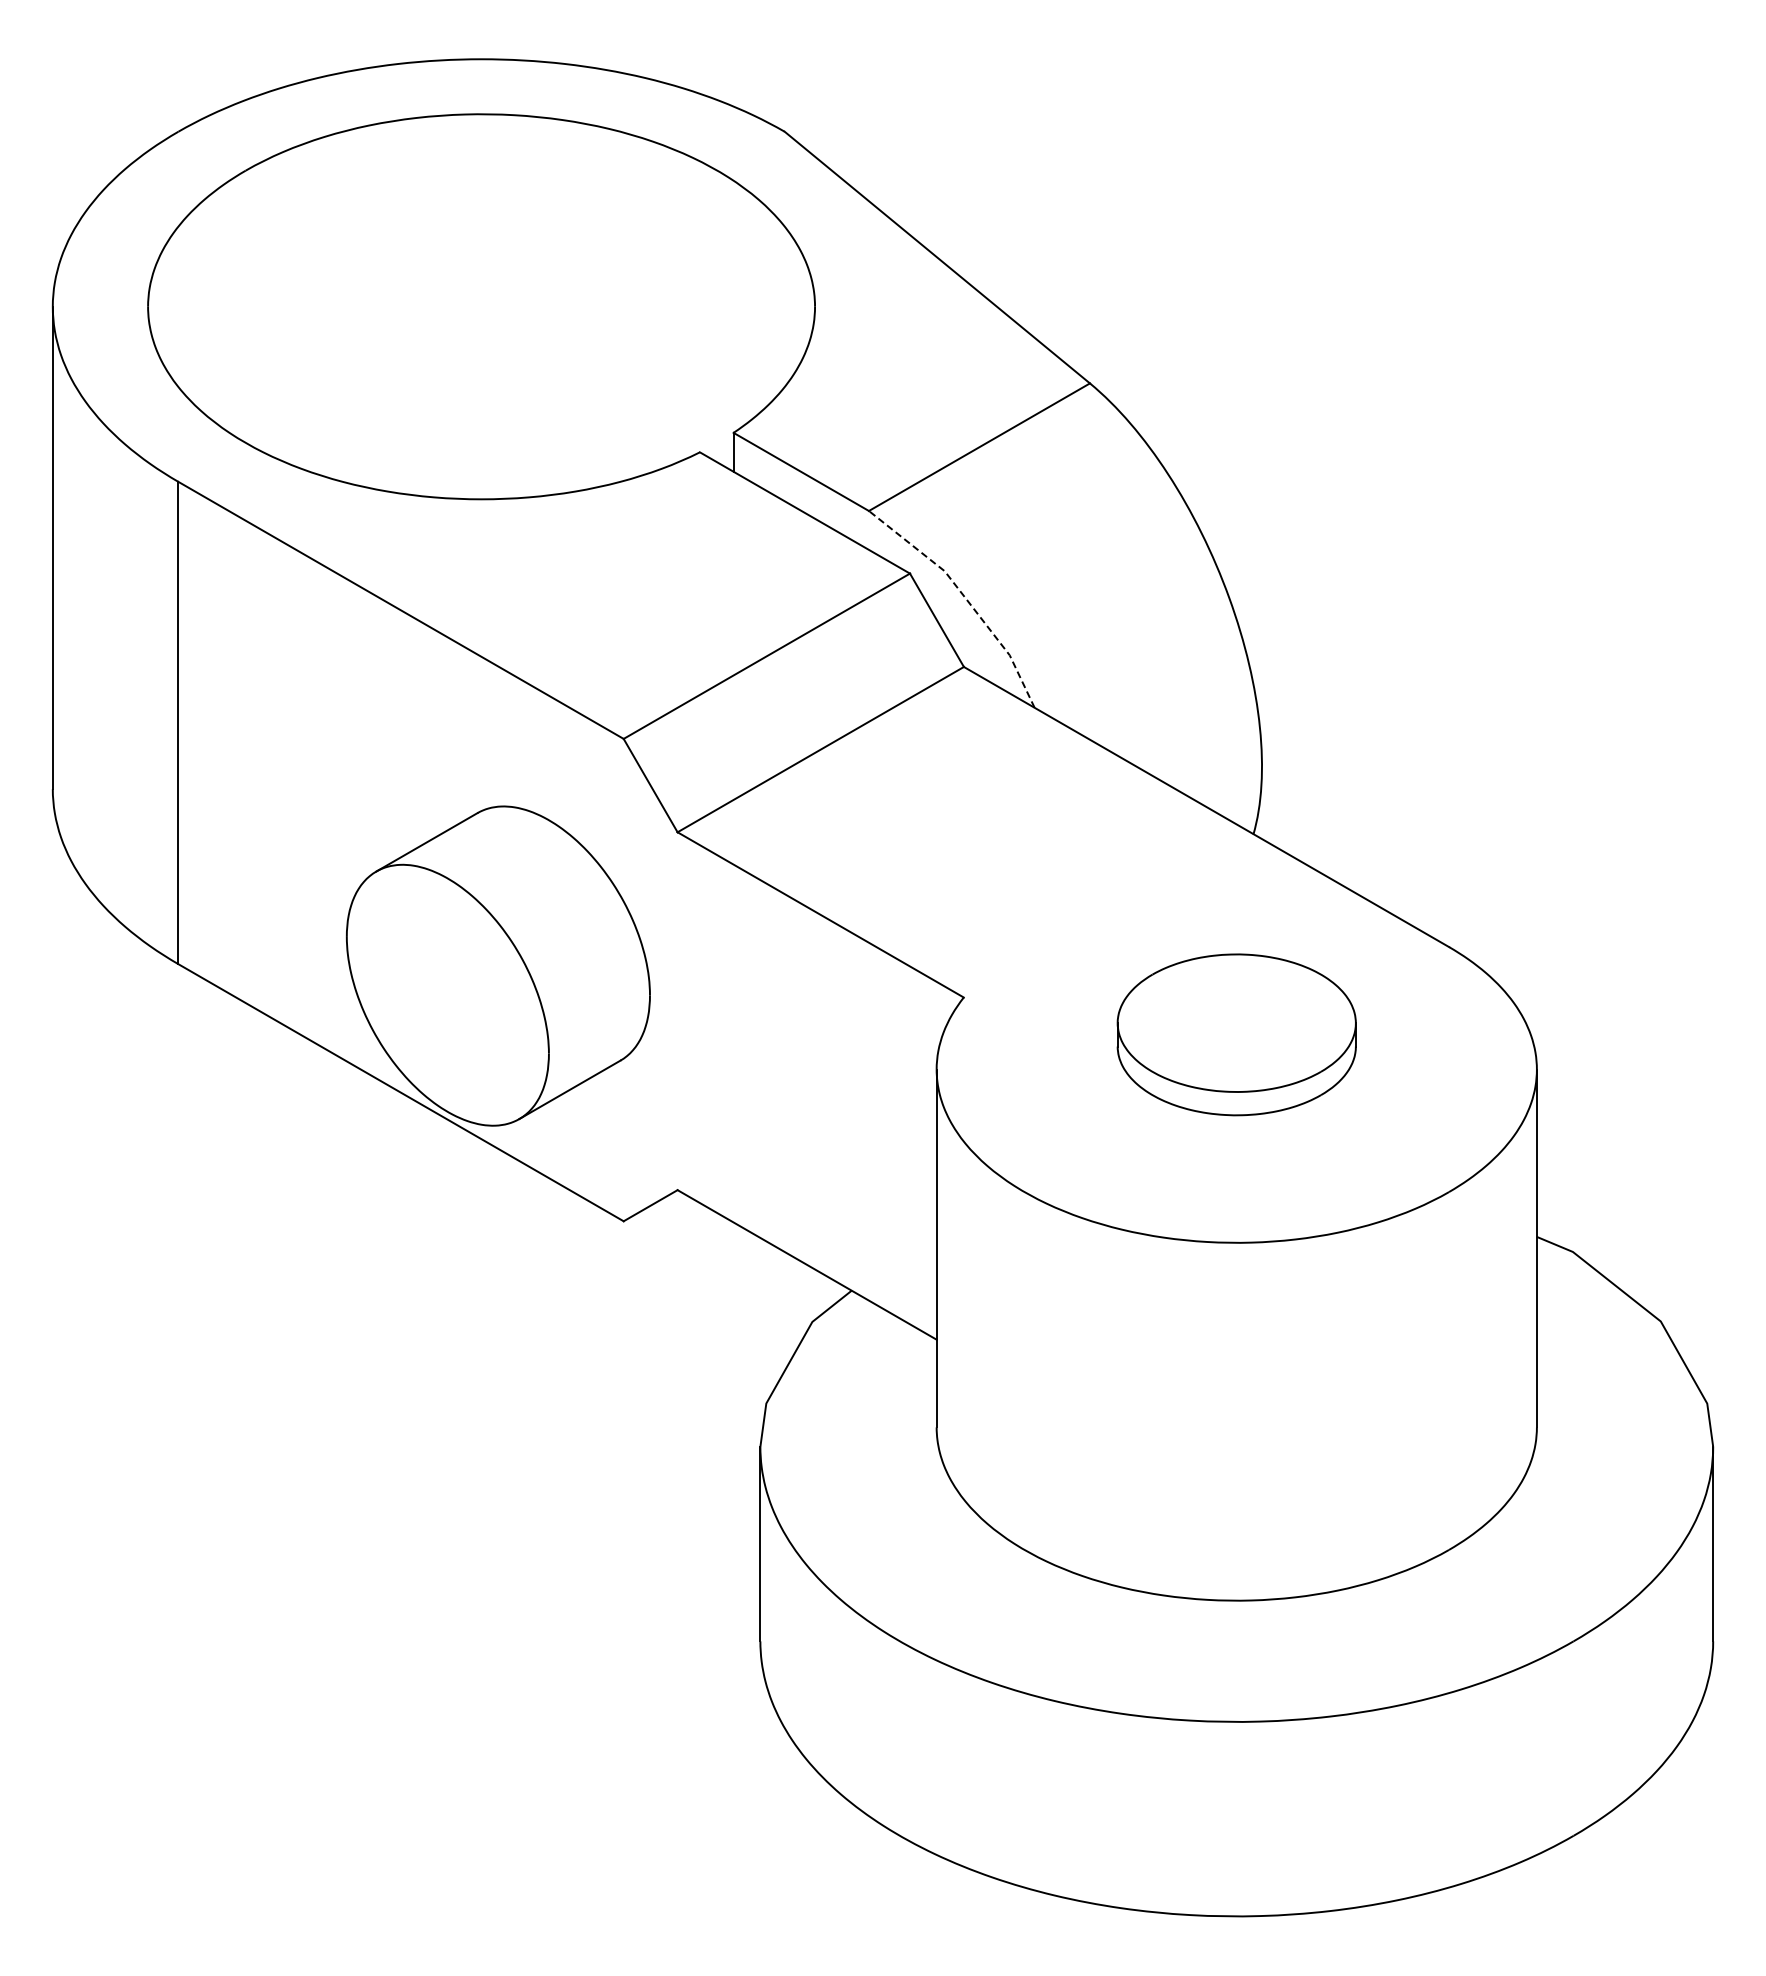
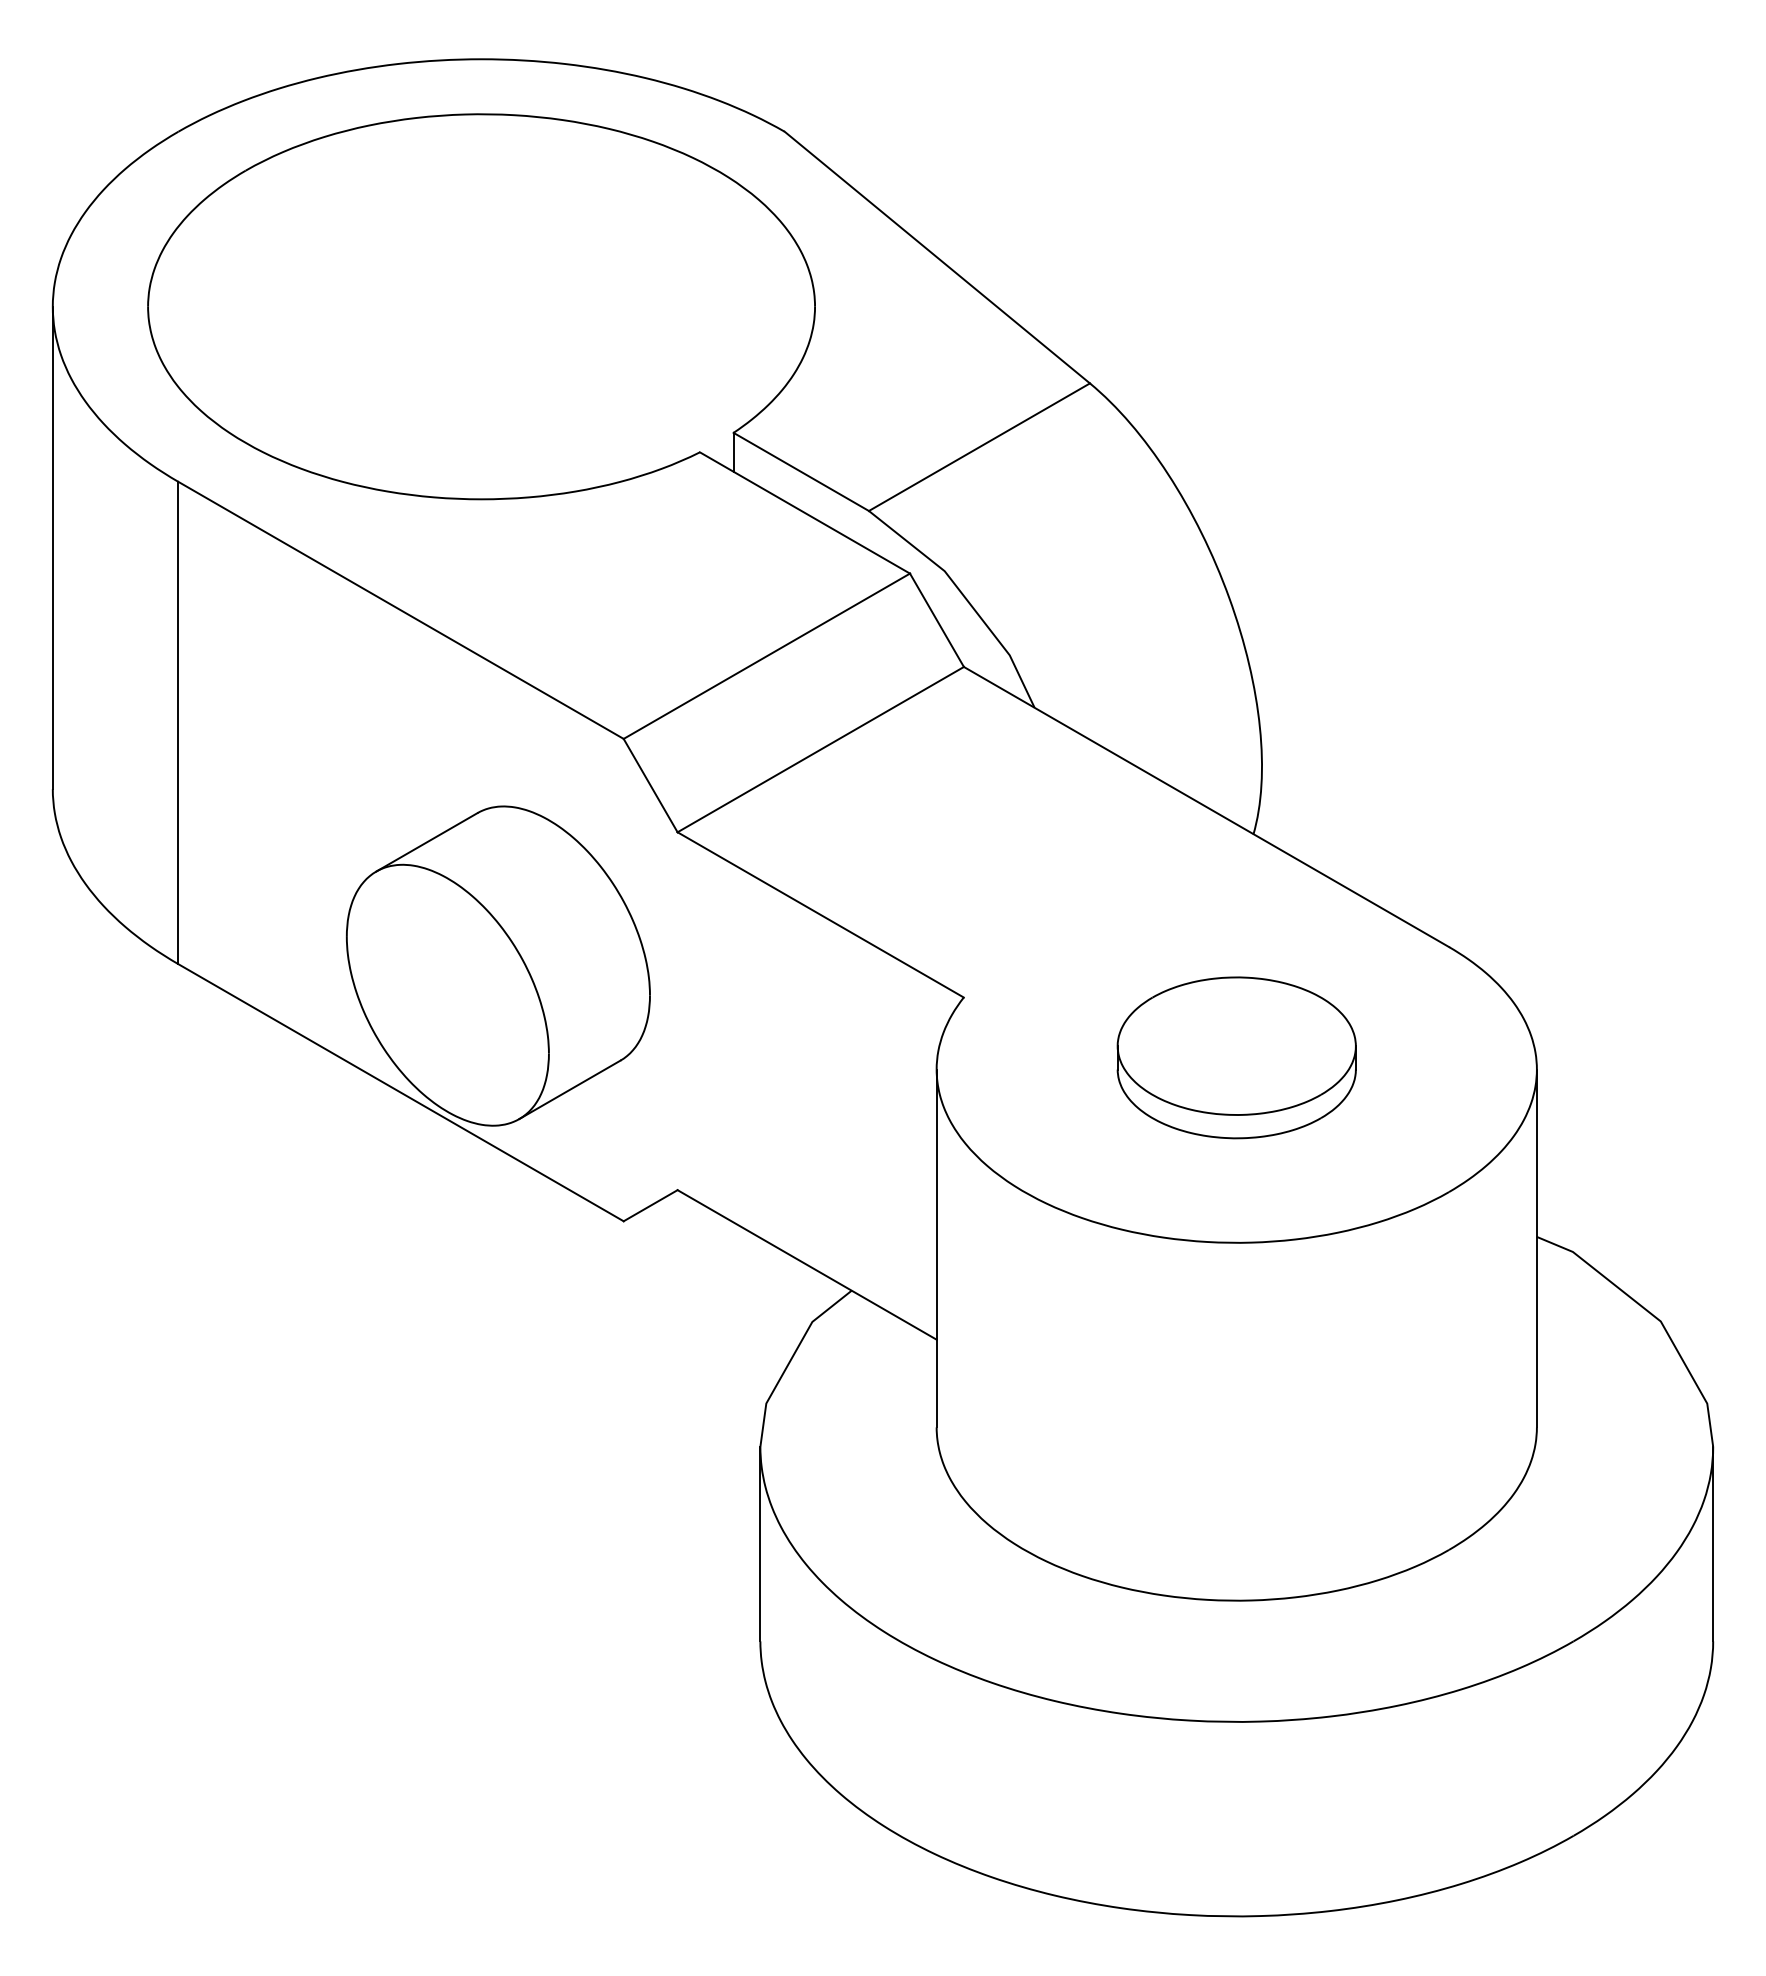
line: dashed -> solid (965, 597)
part position: (1236, 1034) -> (1236, 1057) (1236, 1057)
